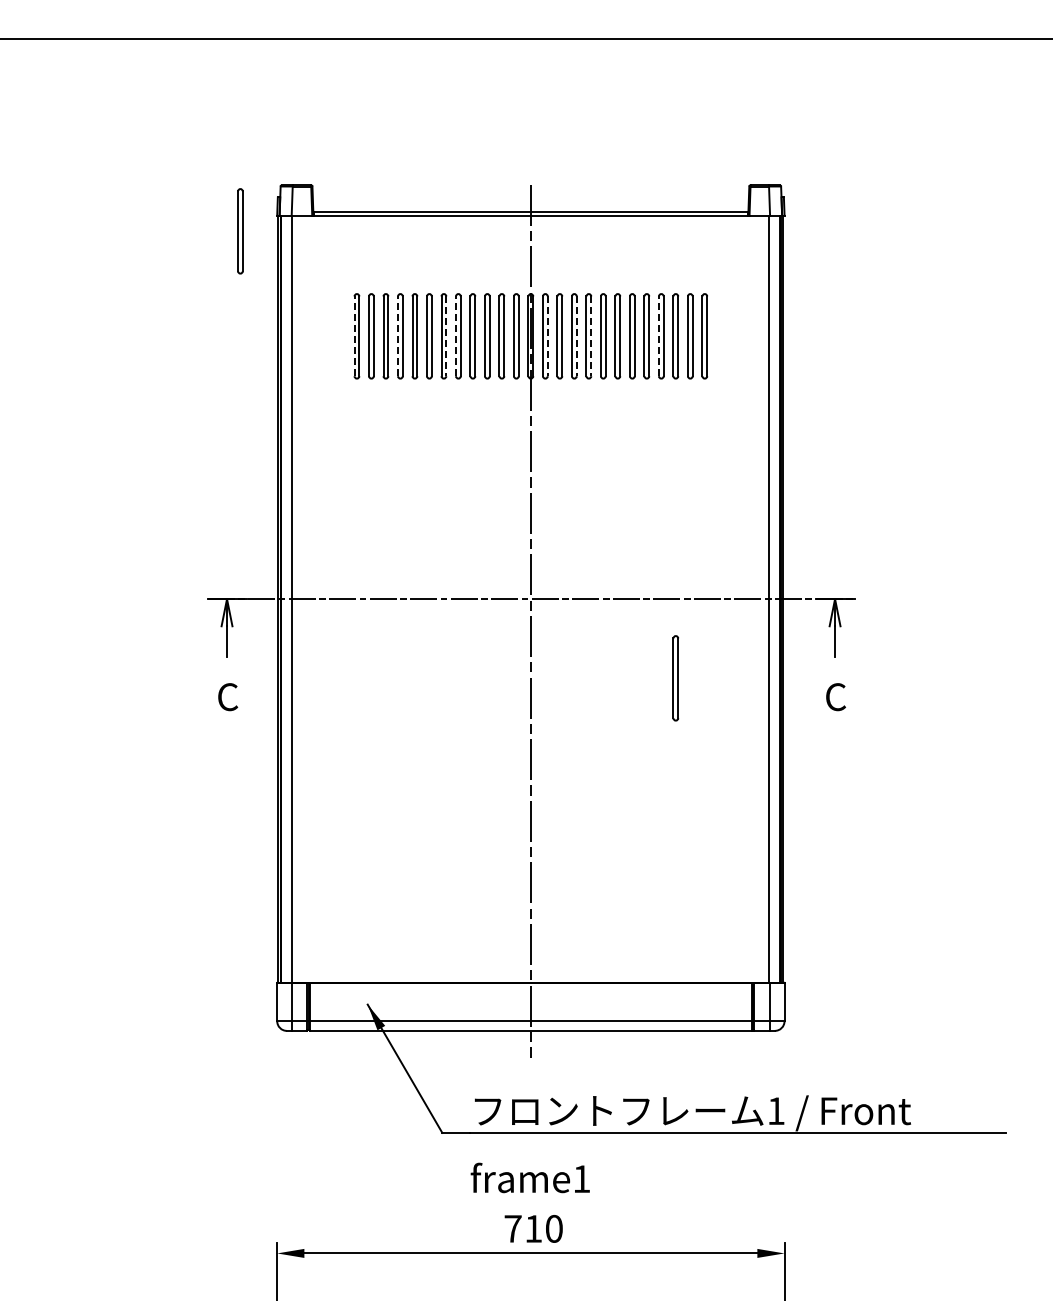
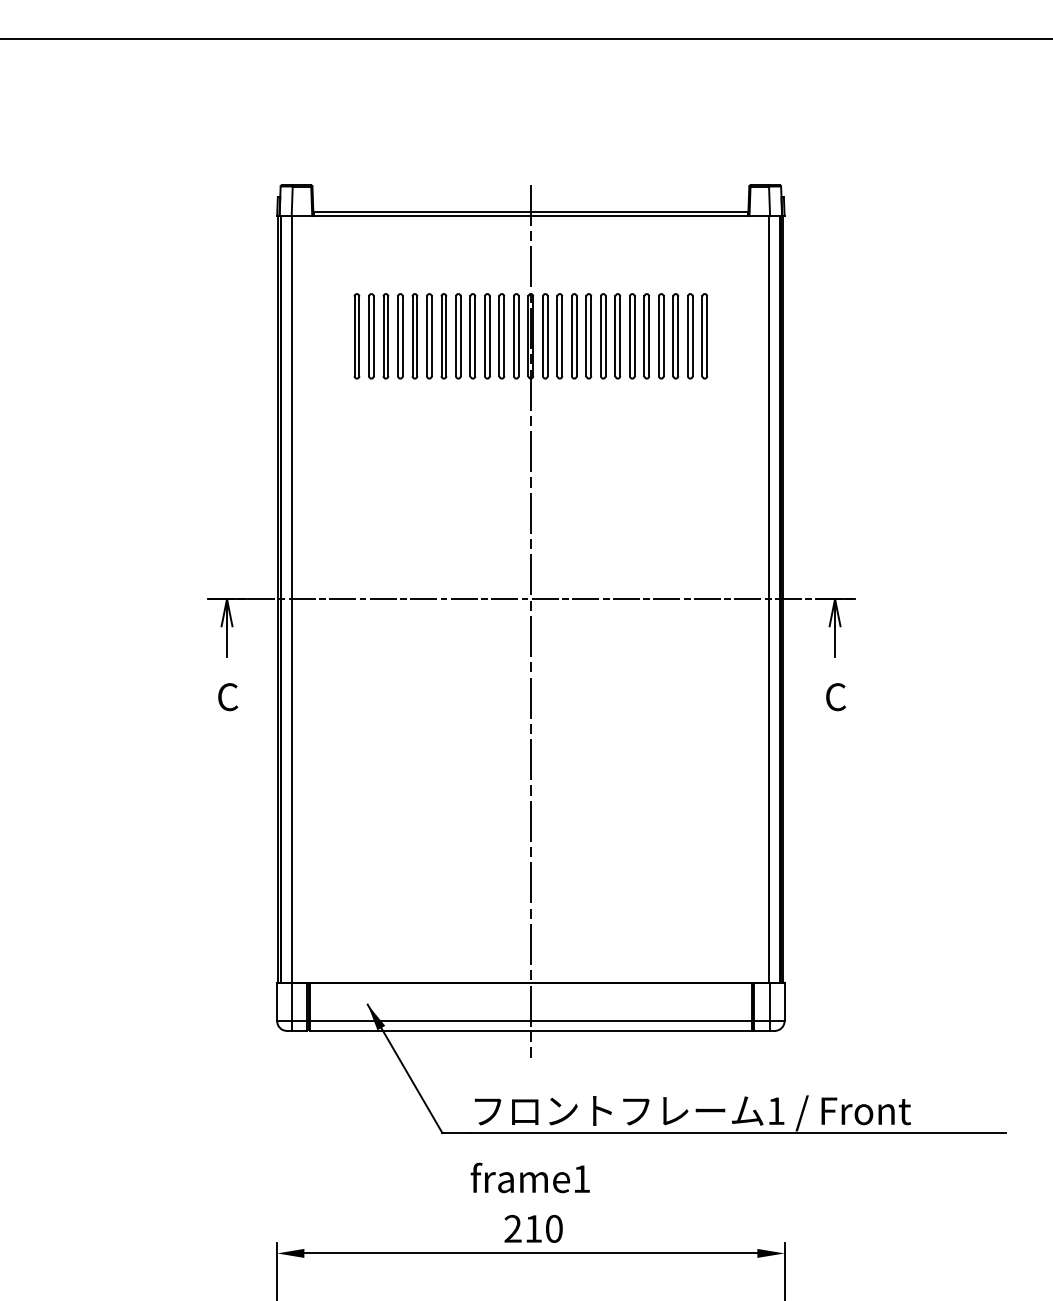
part: present -> none (240, 231)
line: dashed -> solid (354, 336)
line: dashed -> solid (398, 336)
line: dashed -> solid (446, 336)
line: dashed -> solid (455, 336)
line: dashed -> solid (547, 336)
line: dashed -> solid (576, 336)
line: dashed -> solid (591, 336)
line: dashed -> solid (658, 336)
part: present -> none (675, 678)
text: 710 -> 210 (512, 1228)
